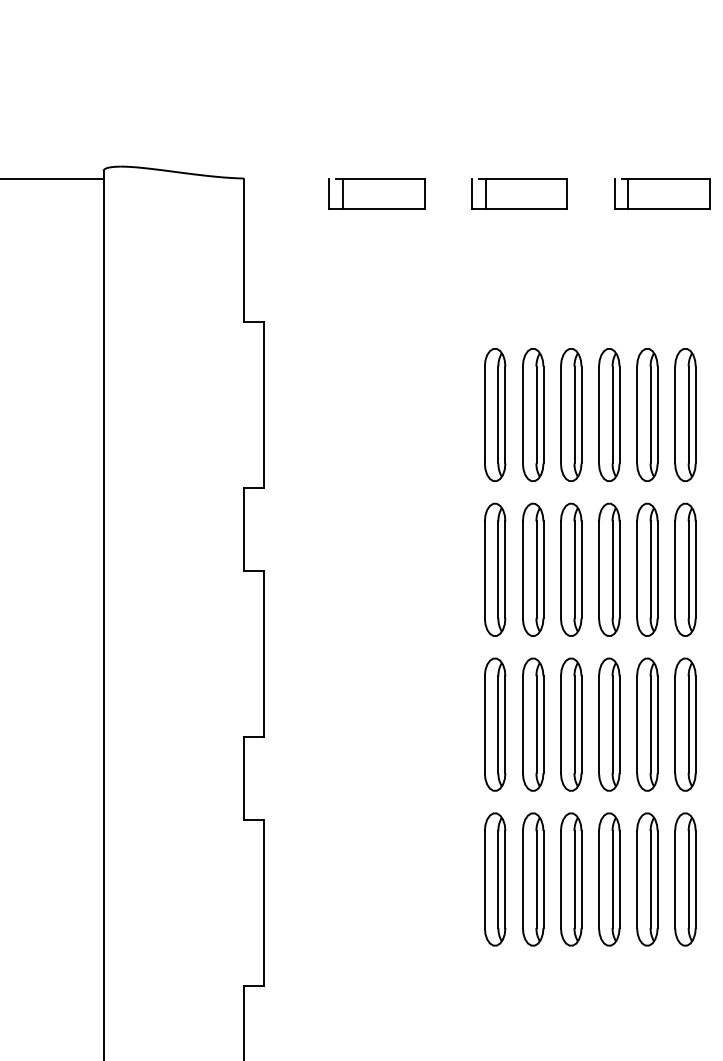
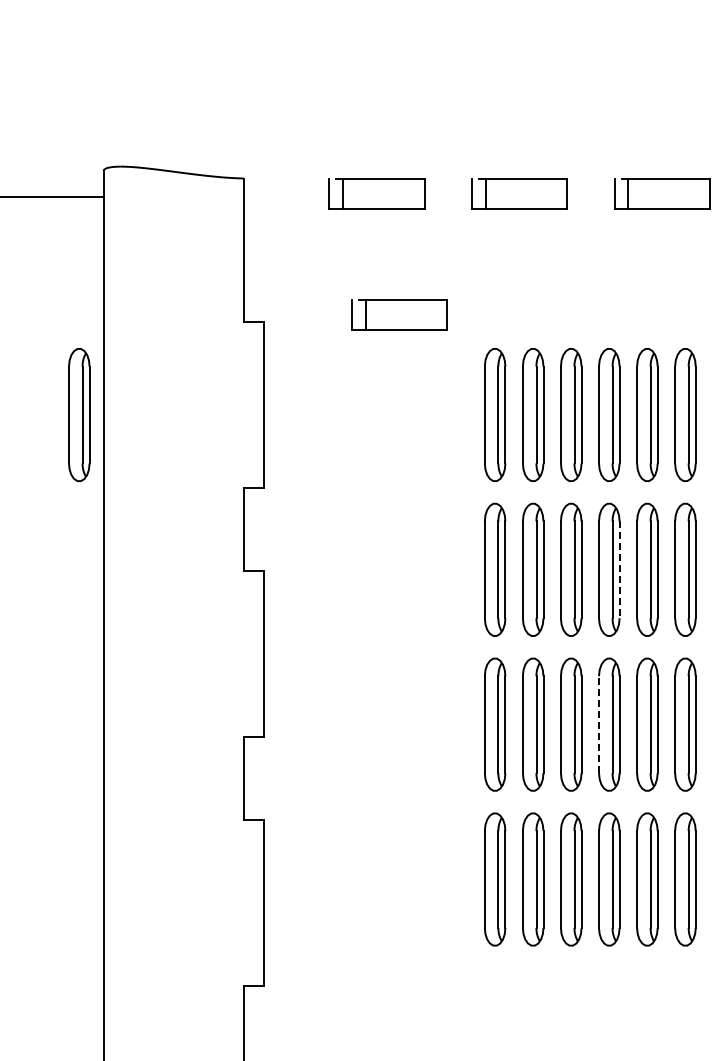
line position: (52, 178) -> (52, 196) (52, 196)
part: none -> present (399, 314)
part: none -> present (79, 414)
line: solid -> dashed (619, 570)
line: solid -> dashed (598, 724)
